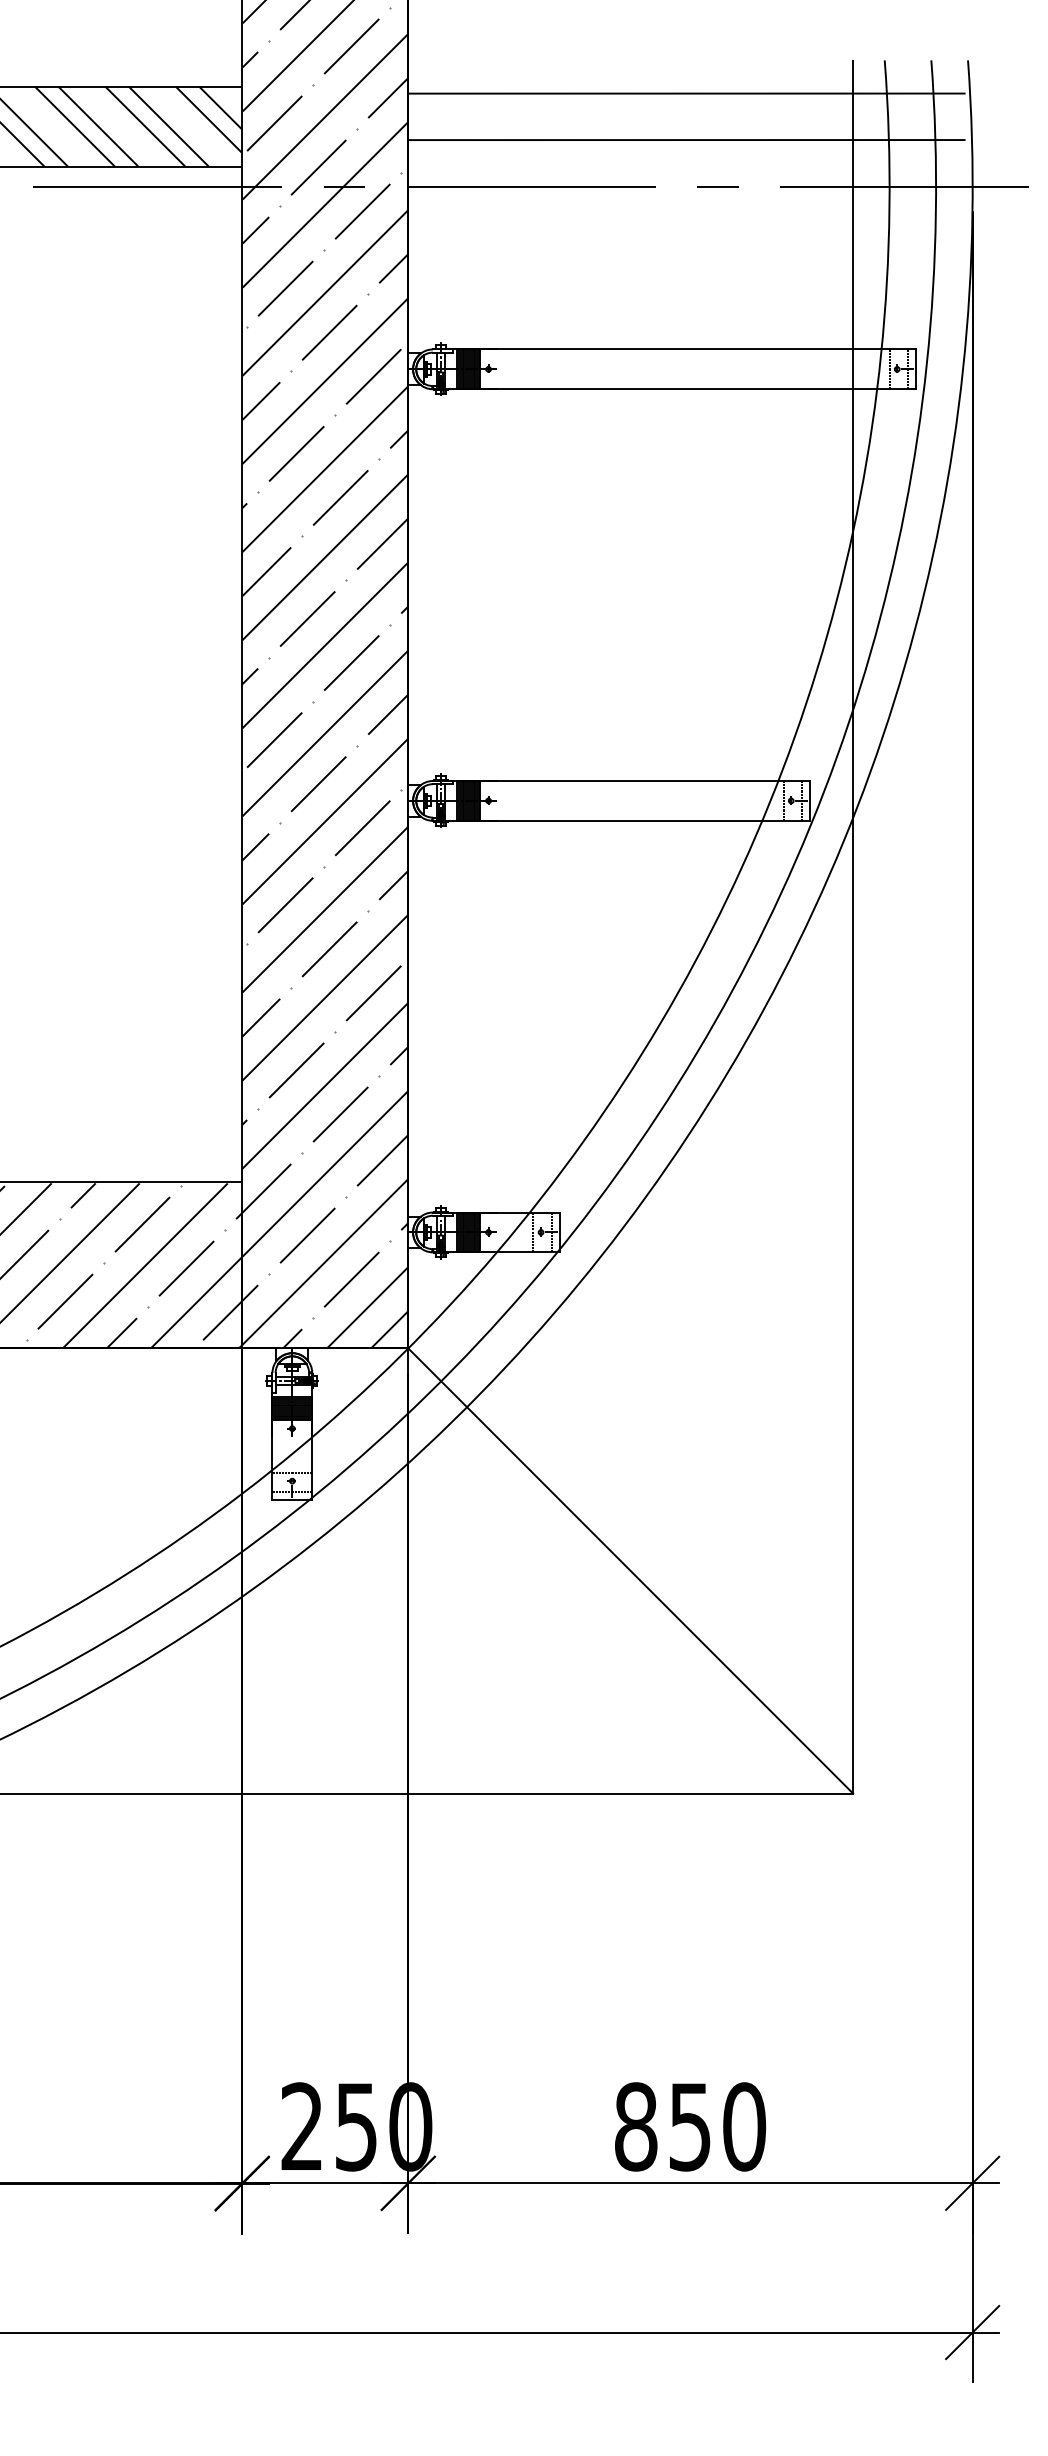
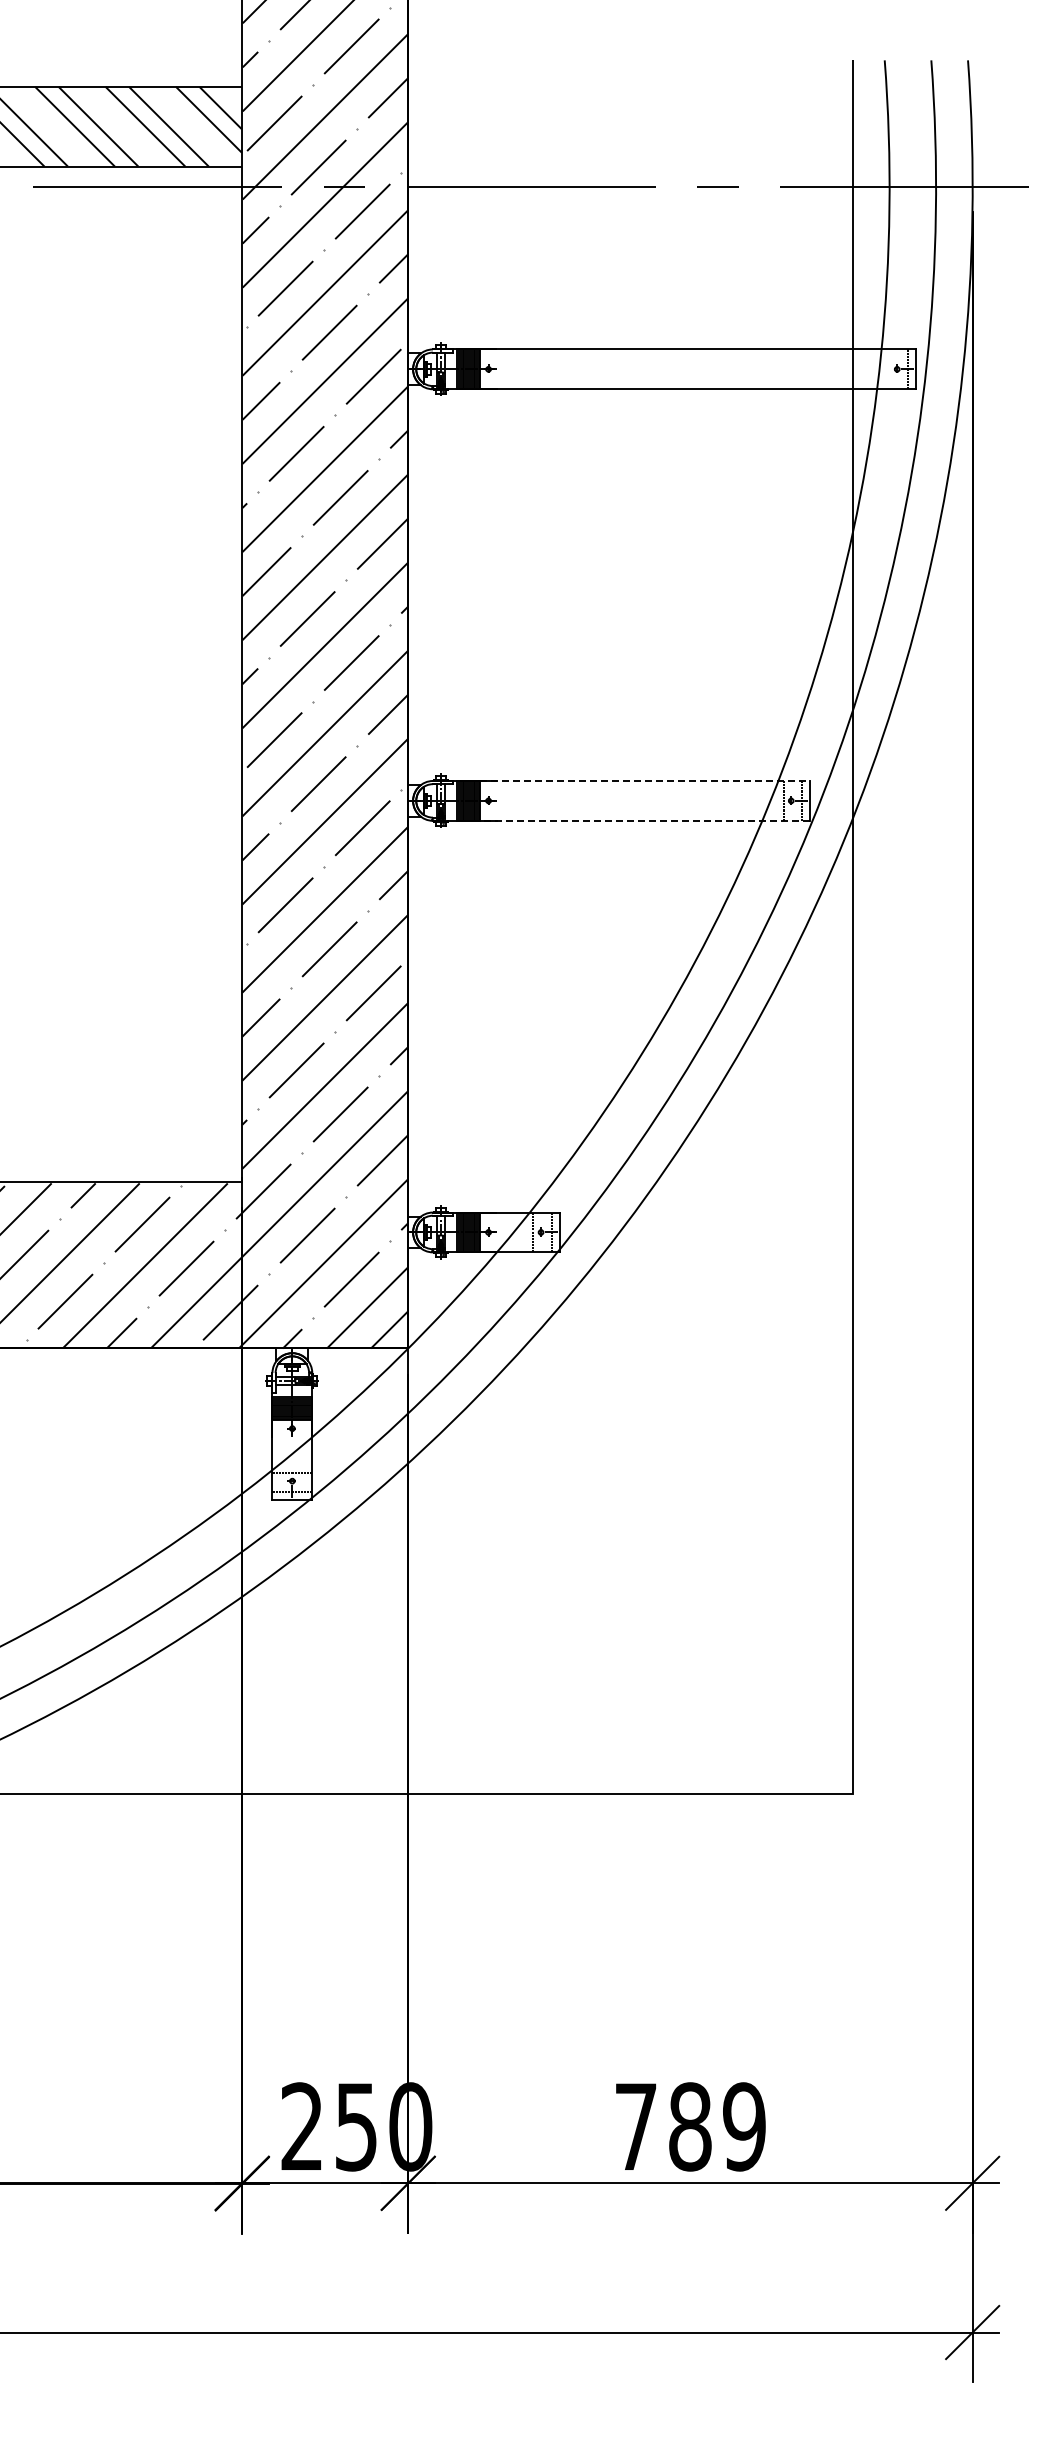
line: present -> none (686, 93)
line: present -> none (686, 140)
line: present -> none (889, 369)
line: solid -> dashed (644, 780)
line: solid -> dashed (644, 820)
line: present -> none (630, 1570)
text: 850 -> 789 (690, 2126)
